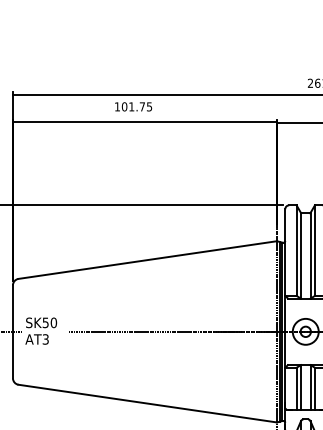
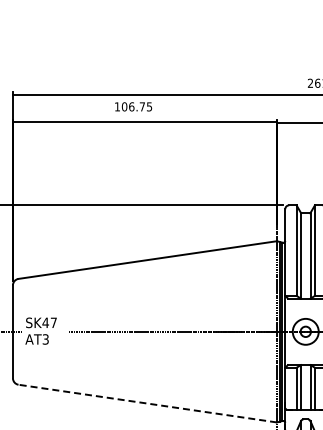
text: 101.75 -> 106.75 (131, 106)
text: SK50 -> SK47 (49, 322)
line: solid -> dashed (147, 403)
